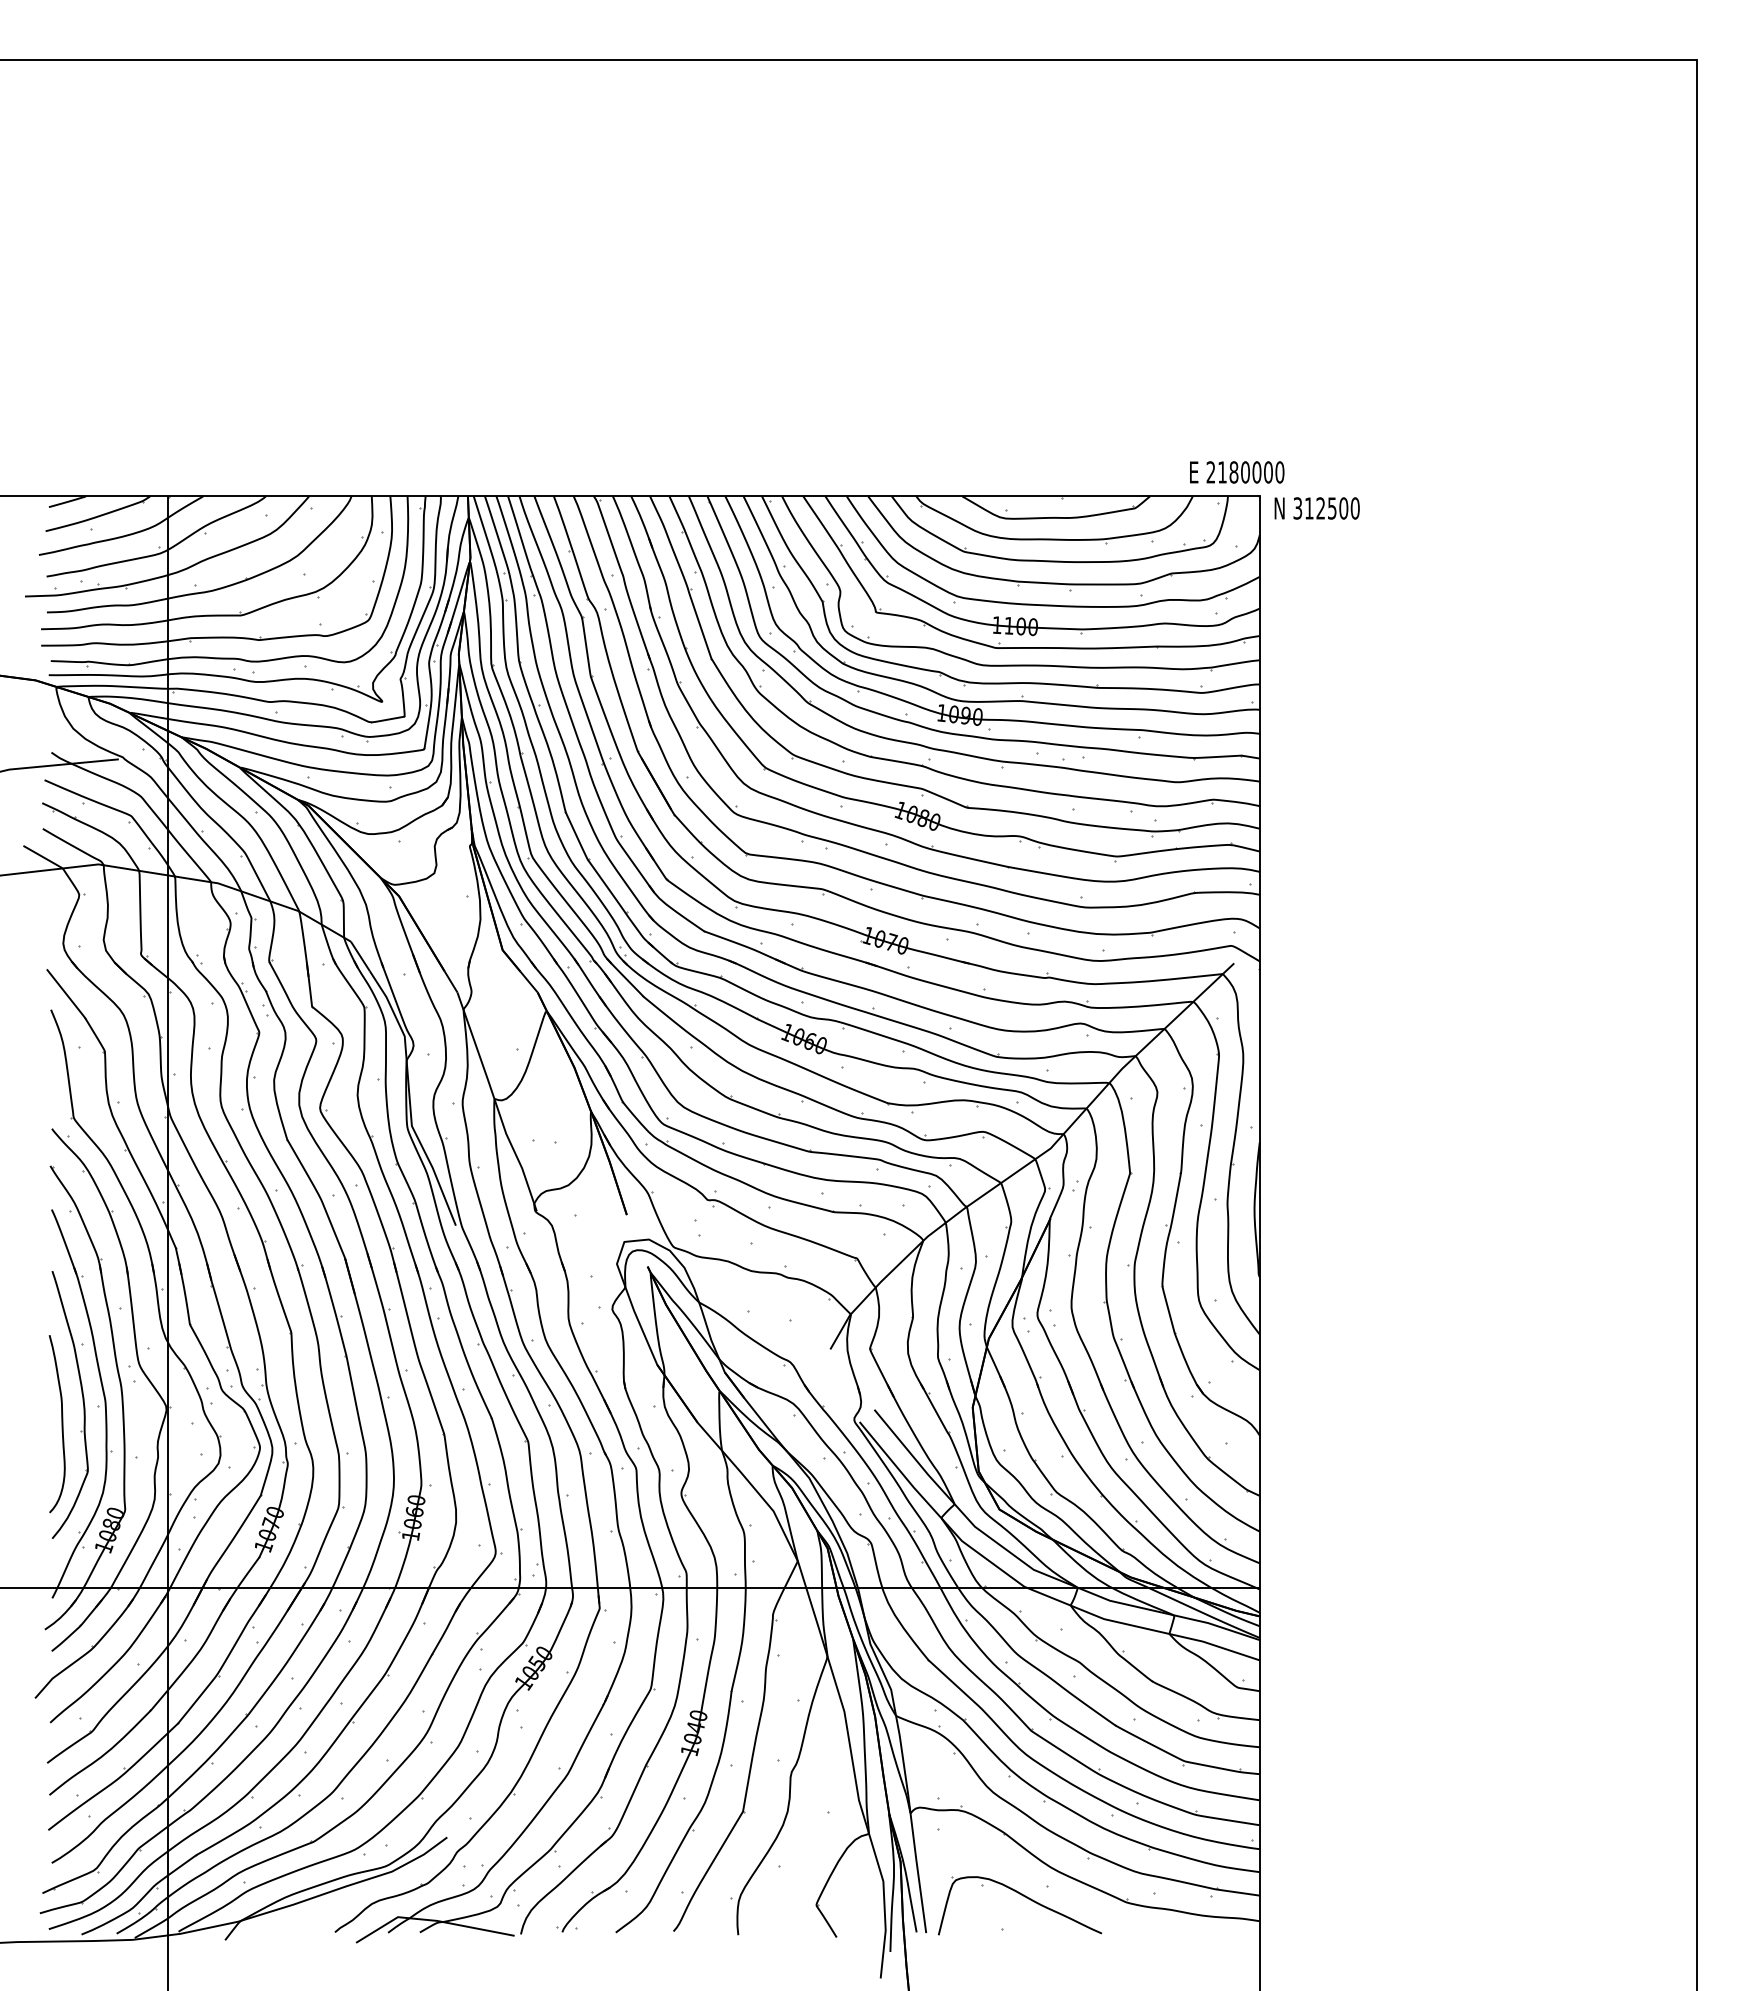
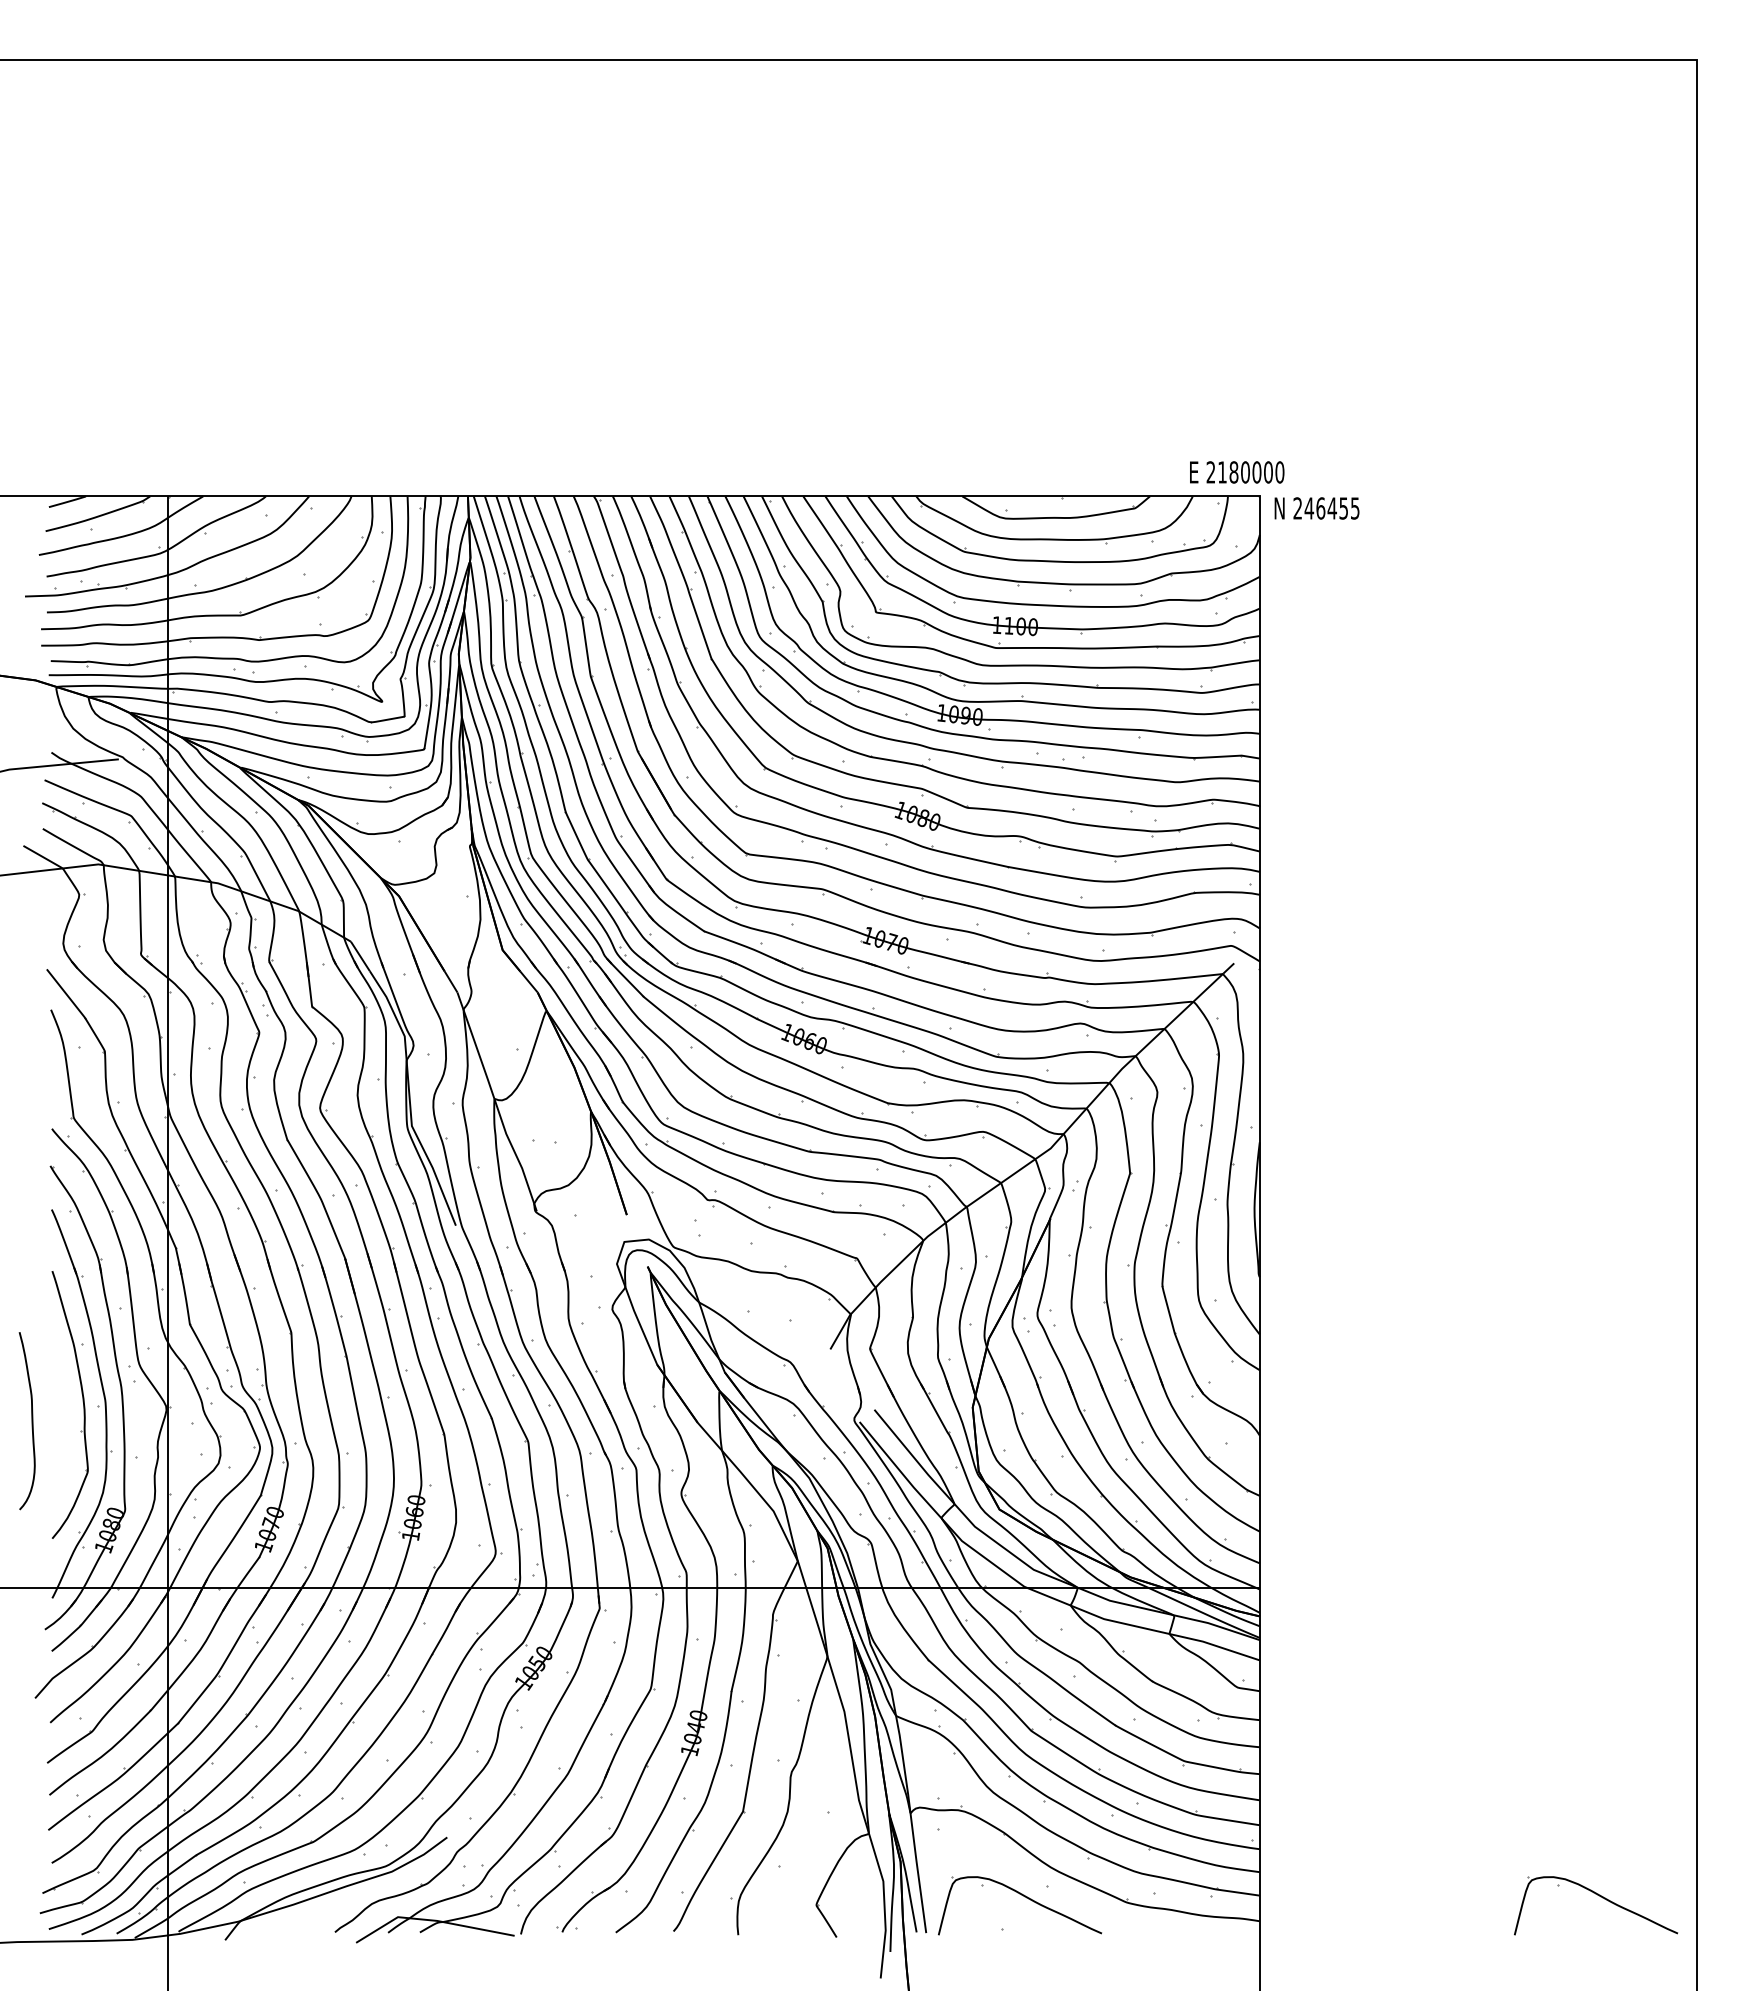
text: 312500 -> 246455 (1326, 508)
curve position: (61, 1424) -> (31, 1421) (31, 1421)
part: none -> present (1600, 1897)
